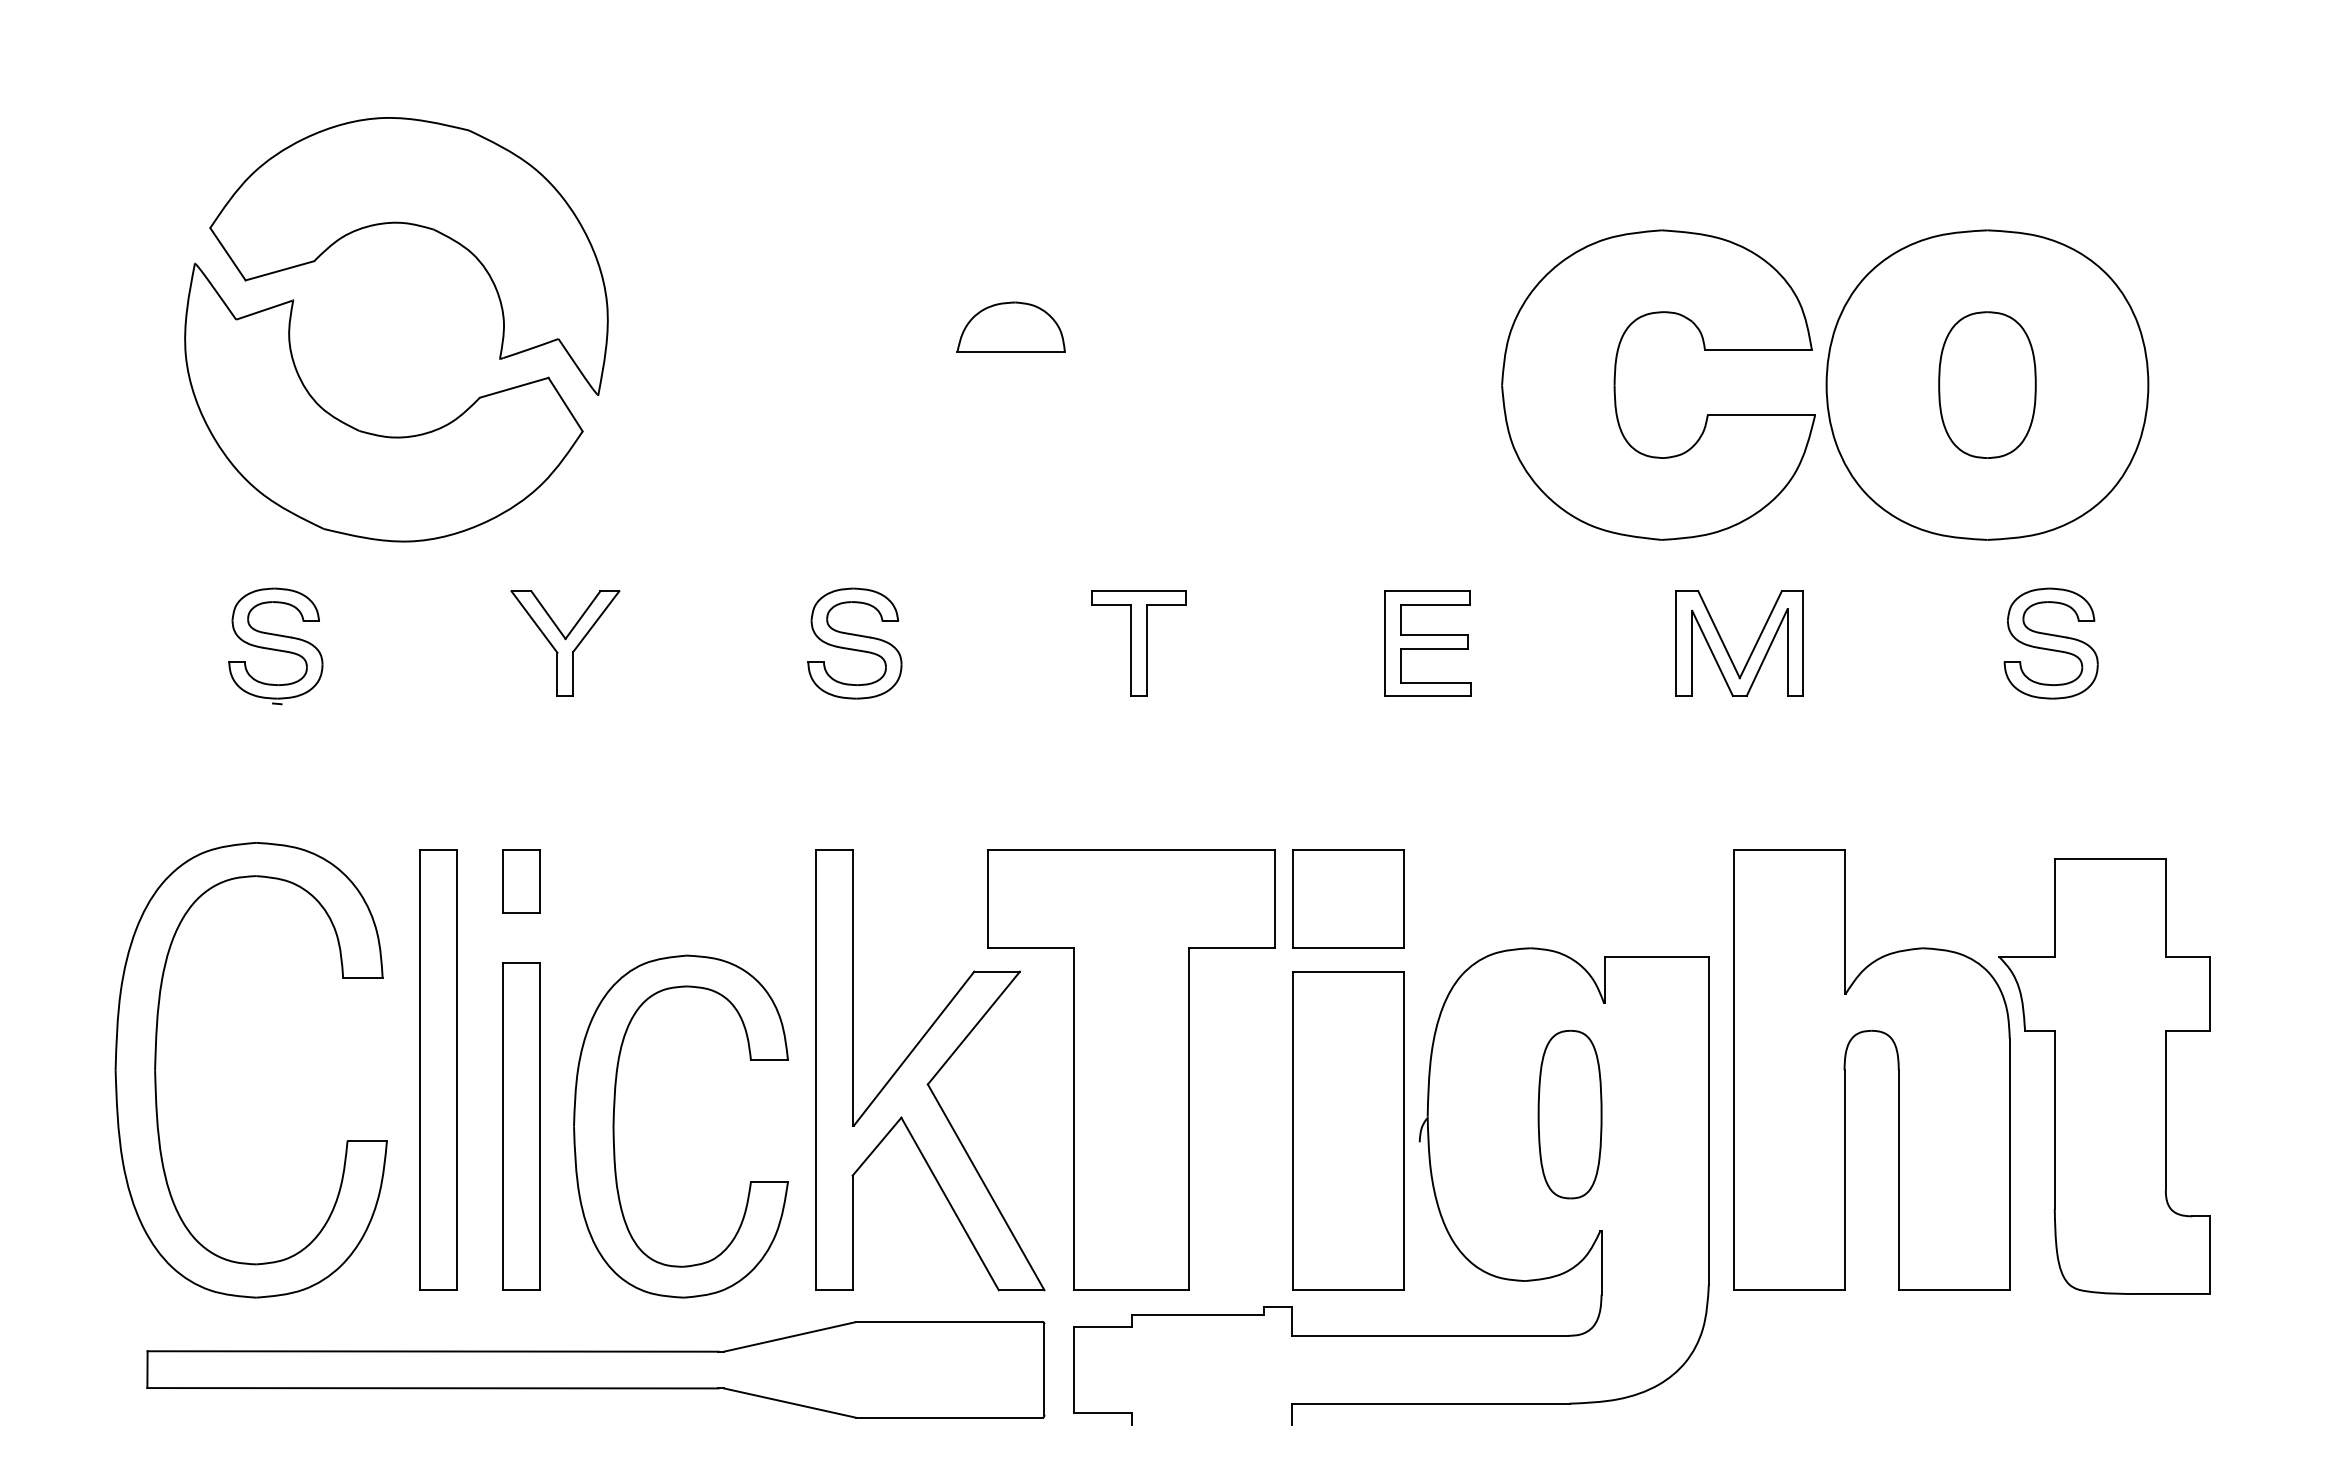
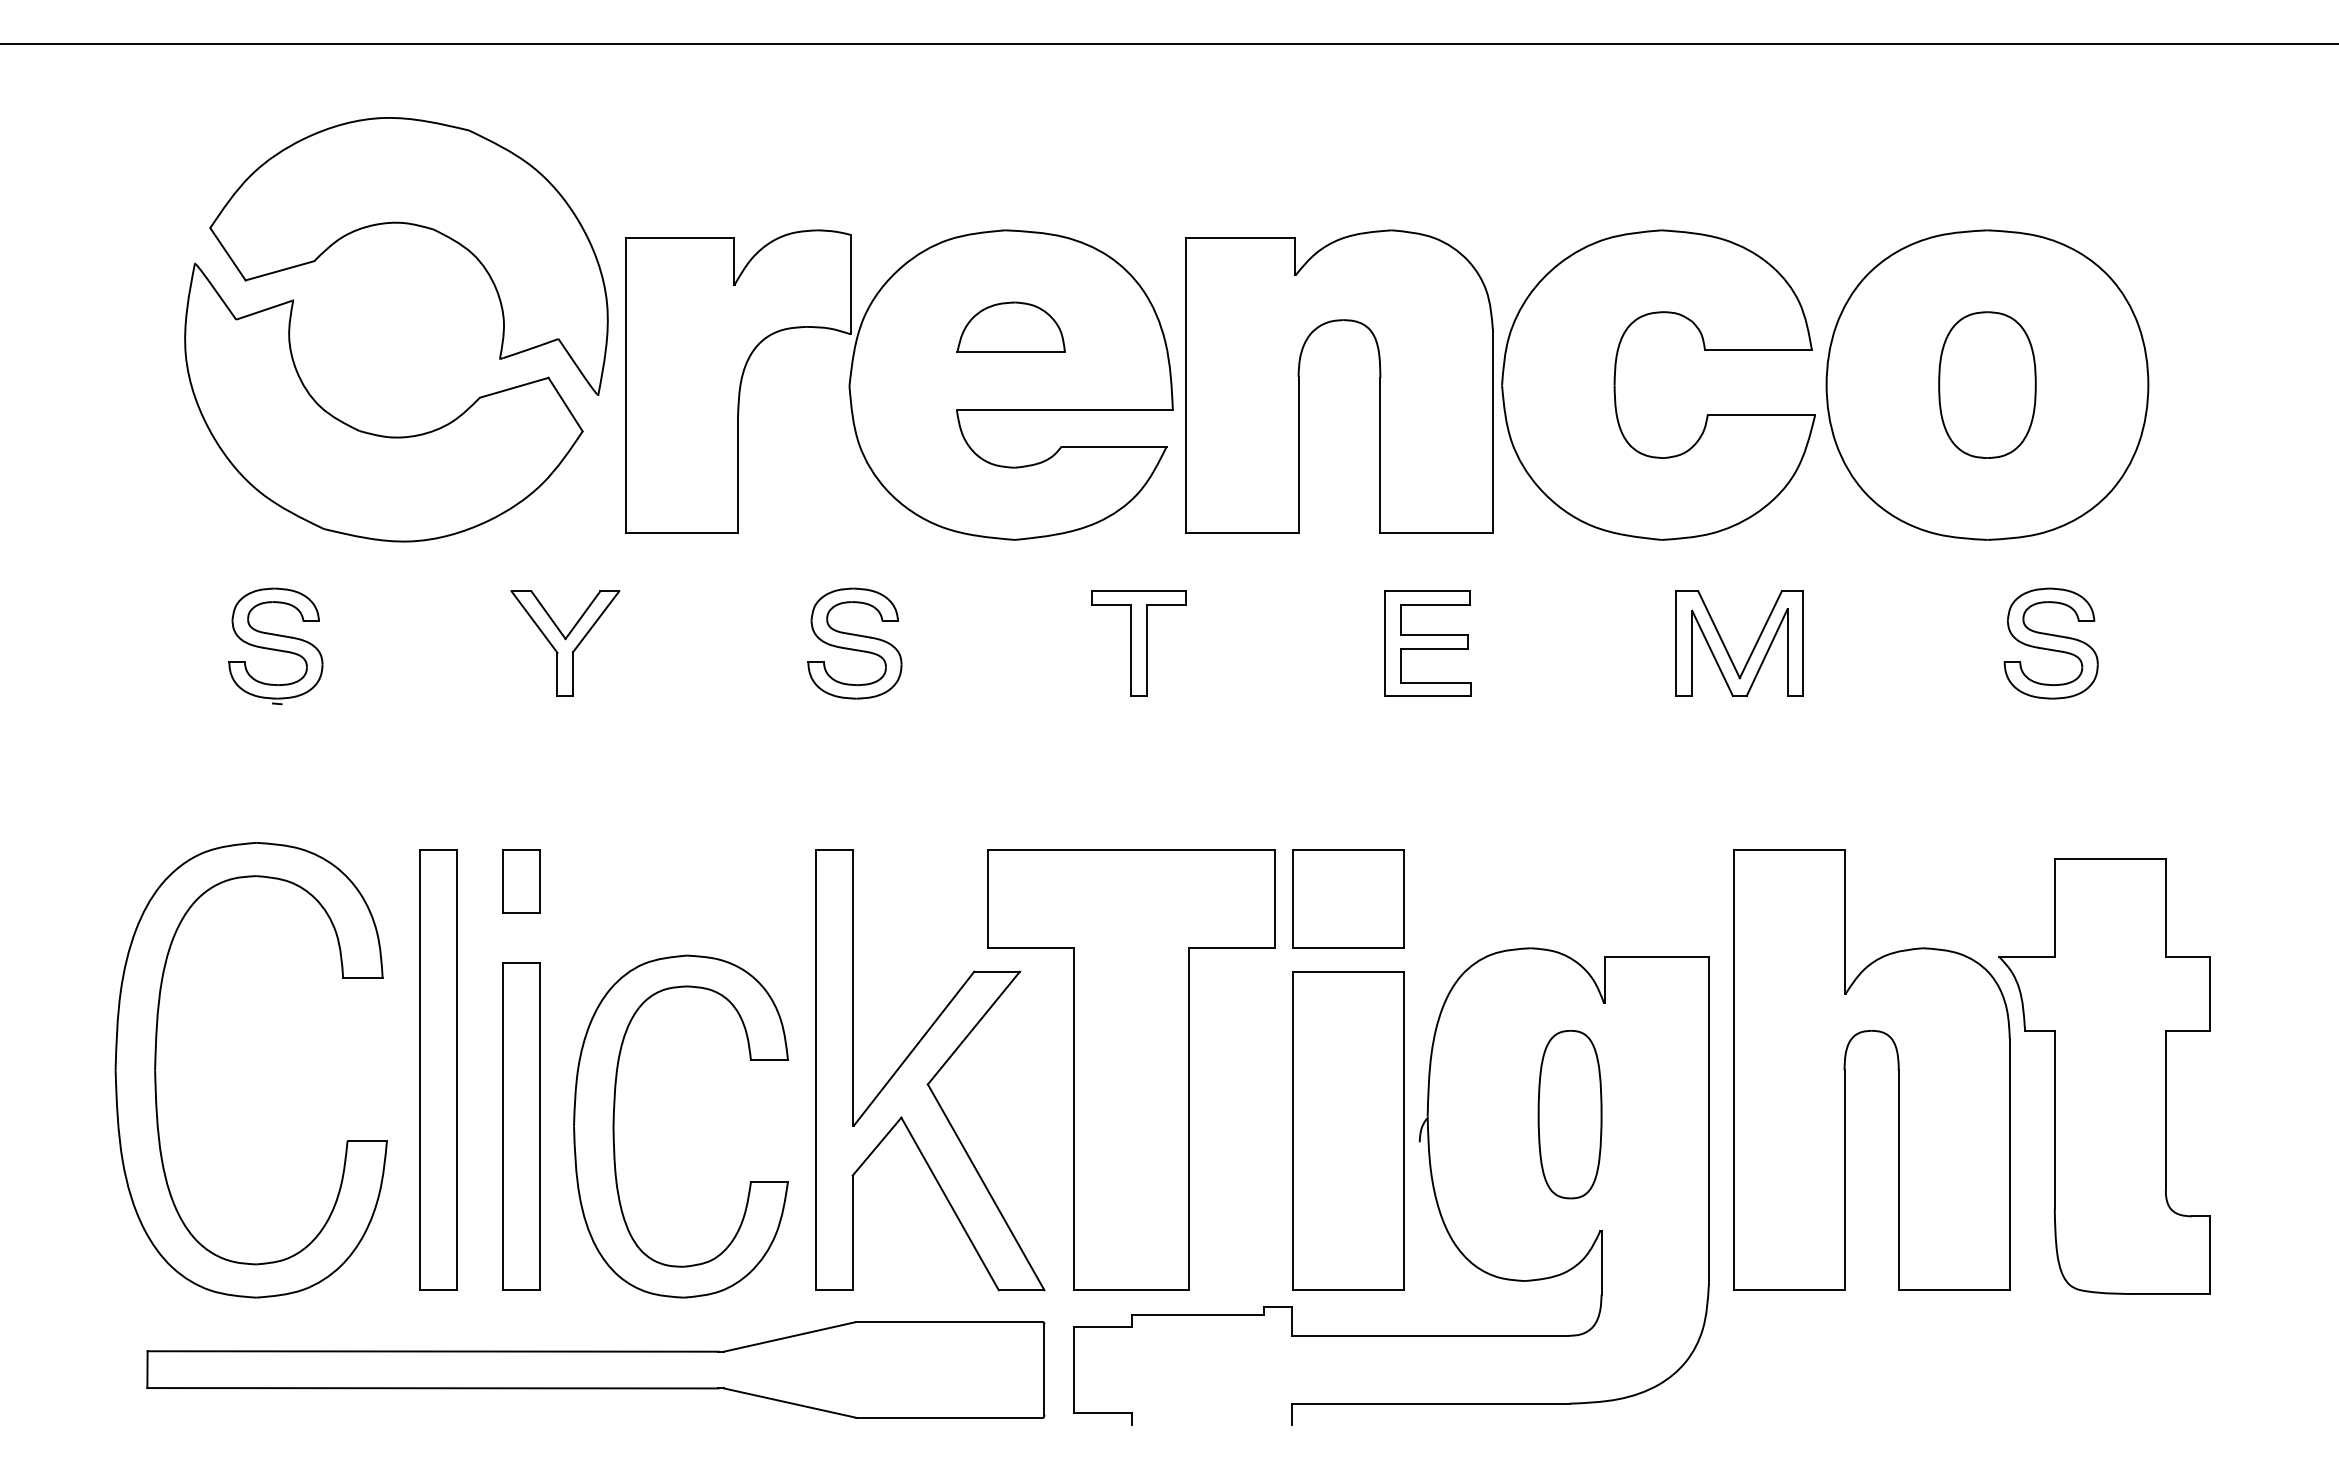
line: none -> present (1168, 43)
part: none -> present (1299, 381)
part: none -> present (899, 384)
